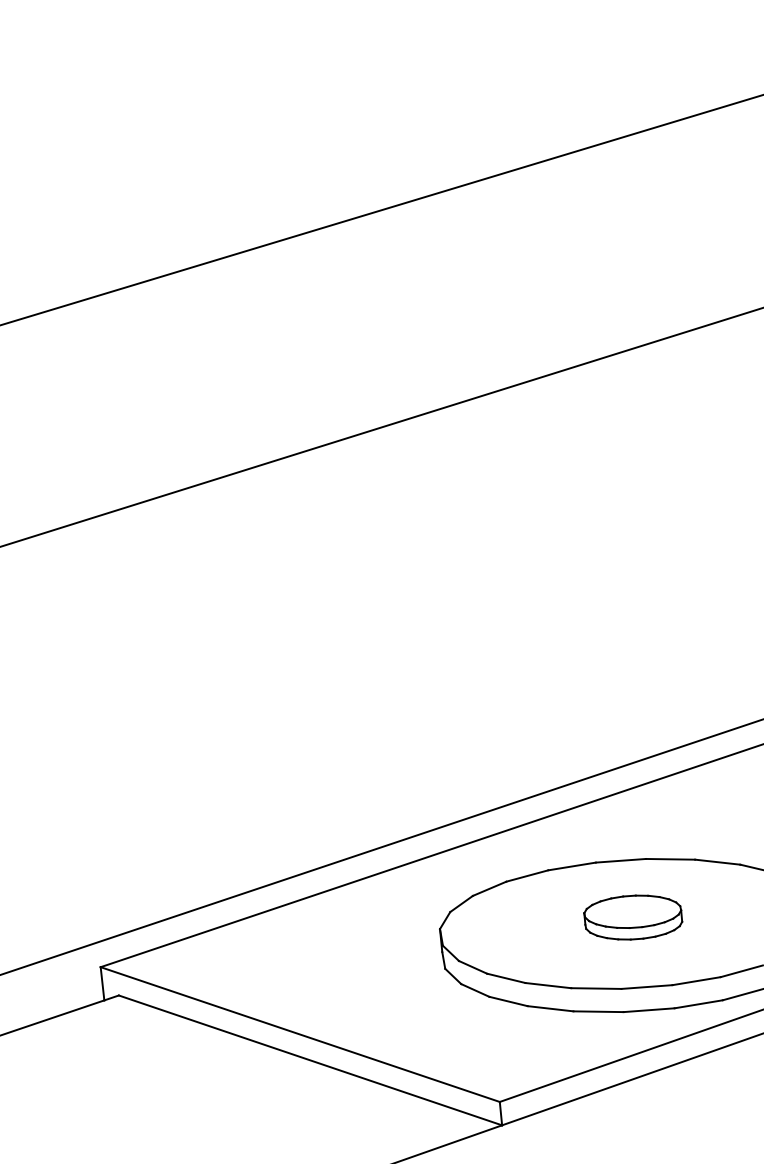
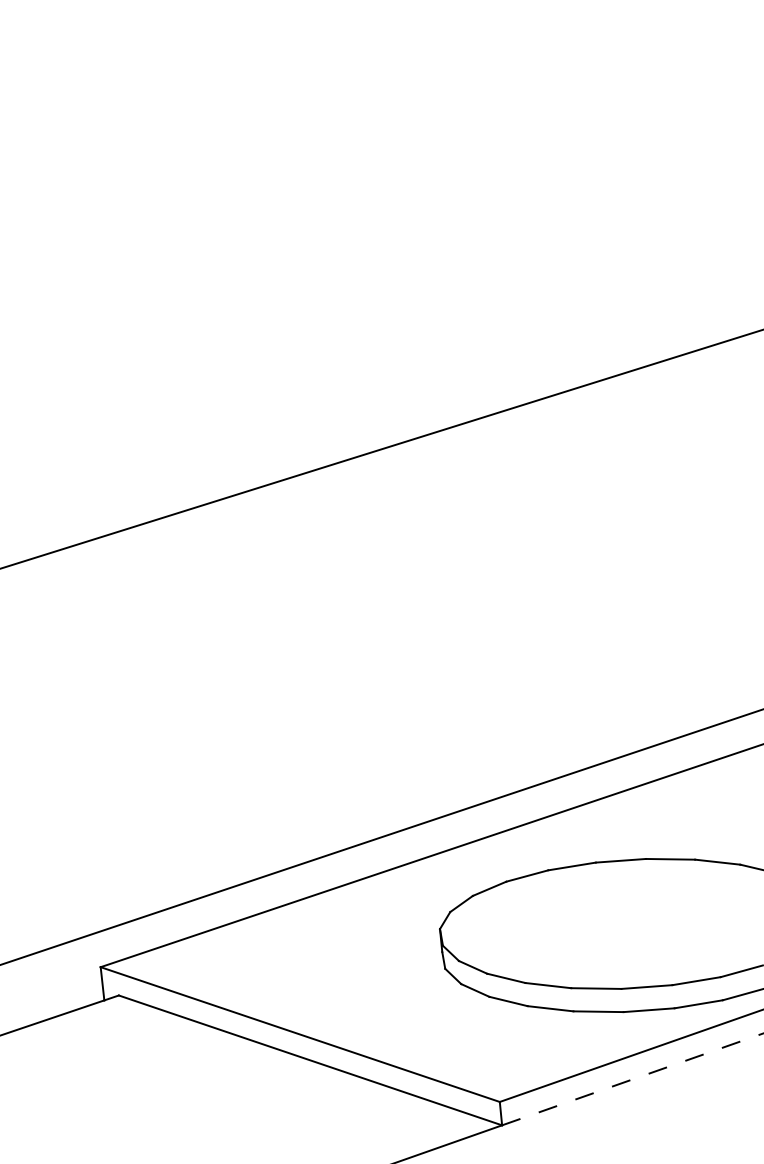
line: present -> none (381, 209)
line position: (381, 427) -> (381, 449) (381, 449)
line position: (381, 847) -> (381, 837) (381, 837)
part: present -> none (633, 917)
line: solid -> dashed (633, 1079)
